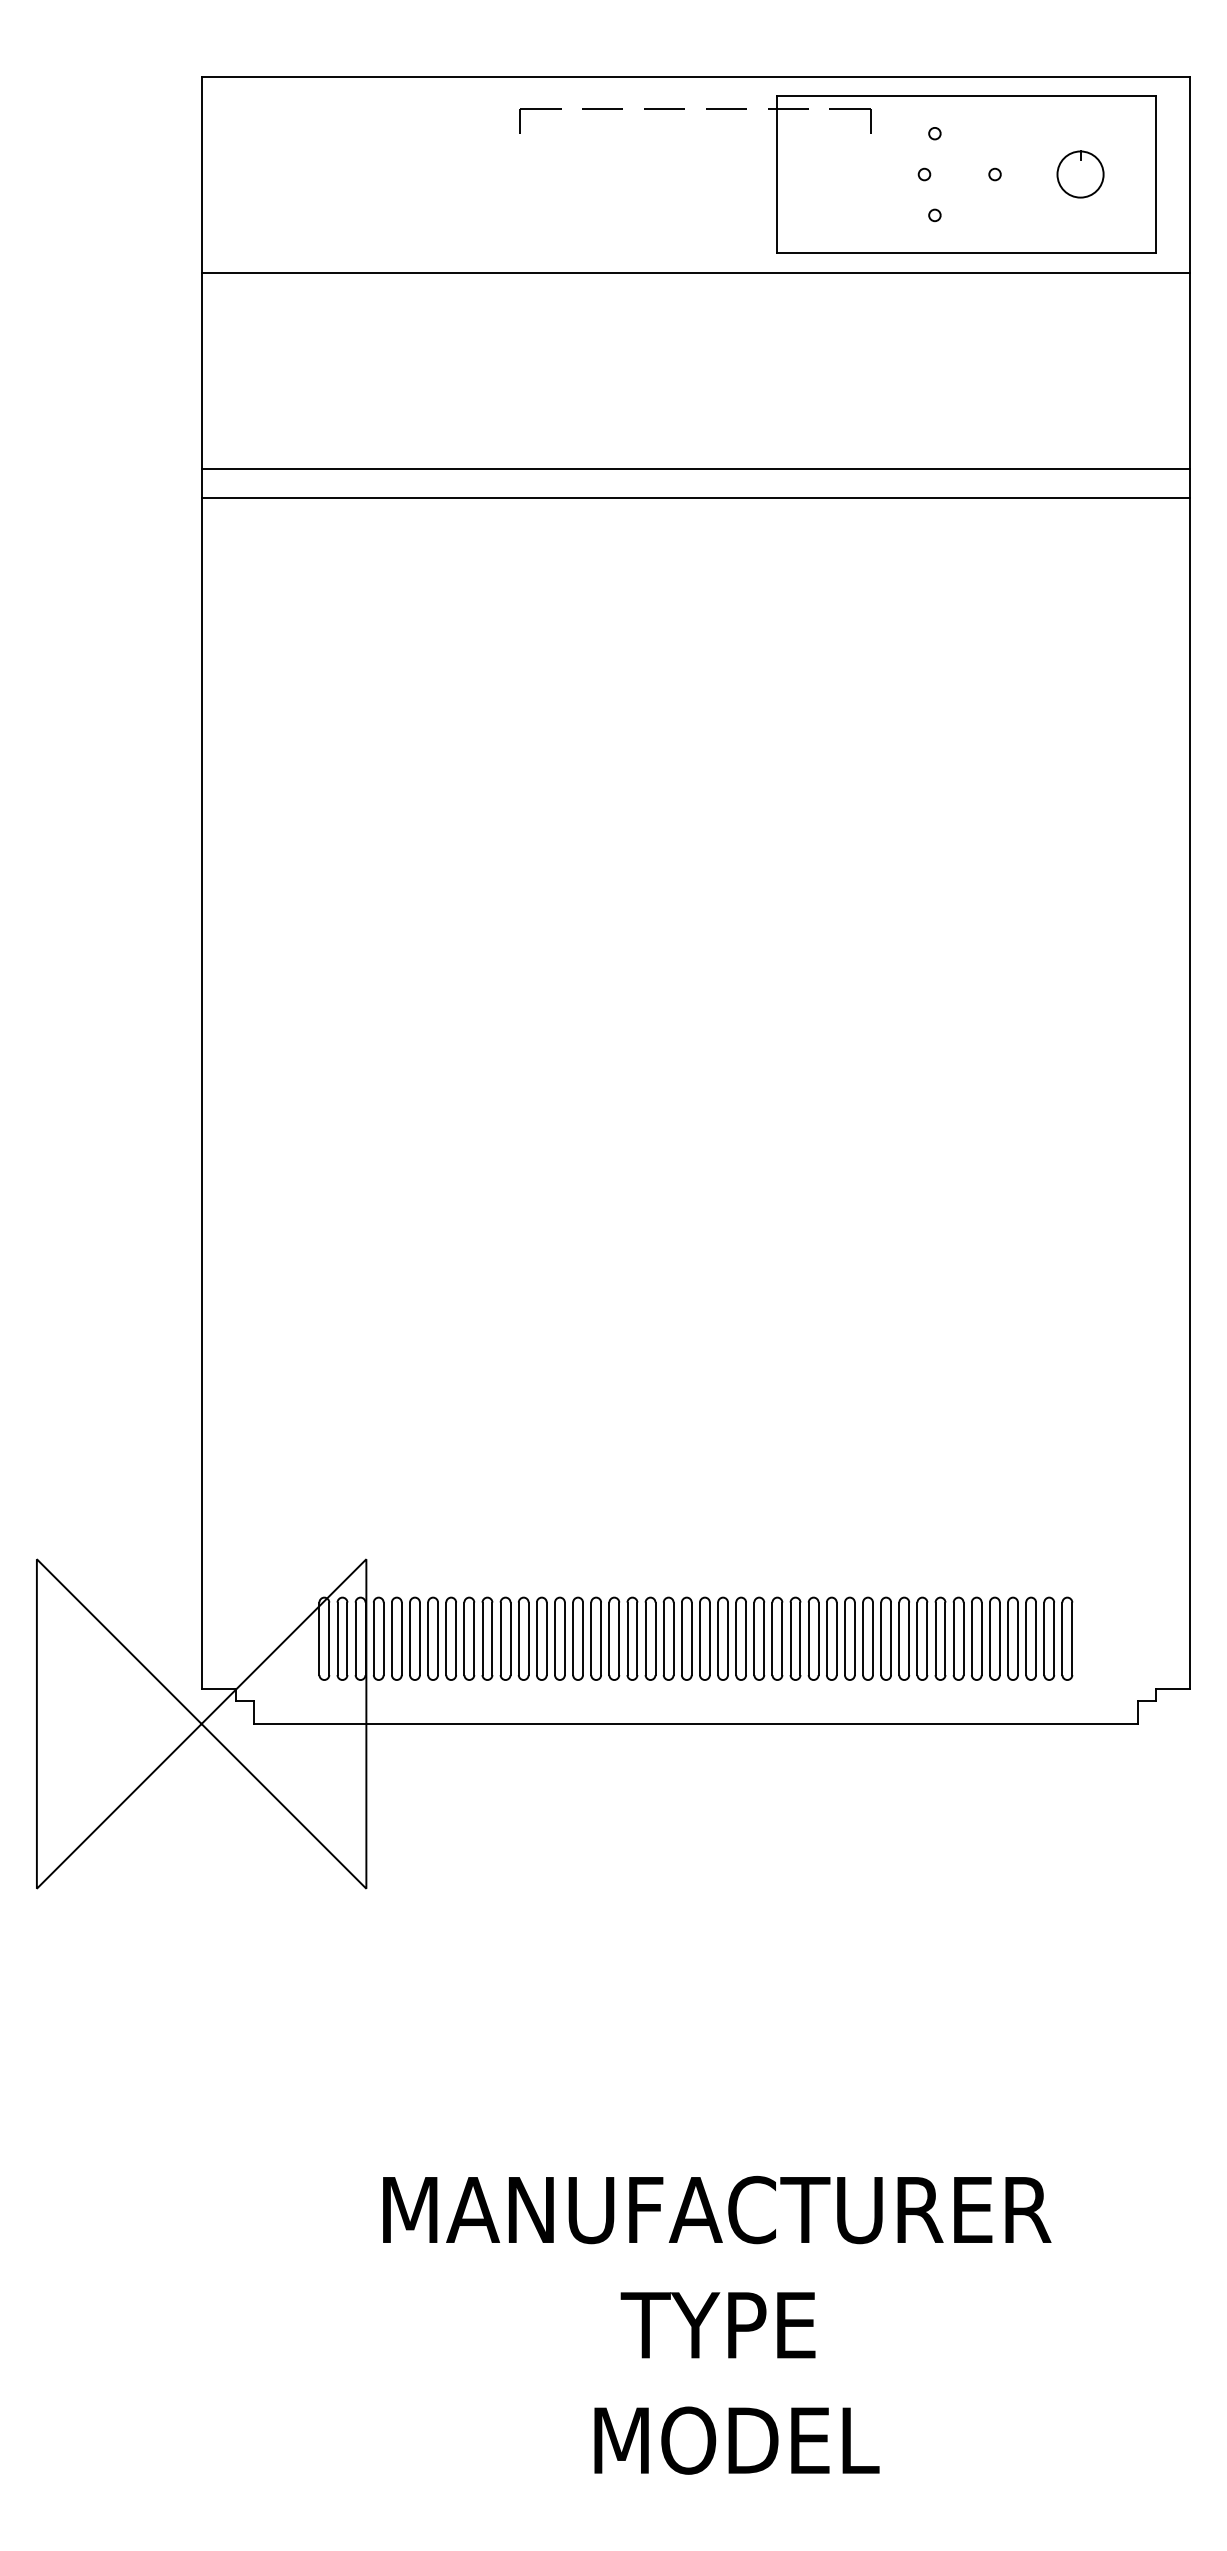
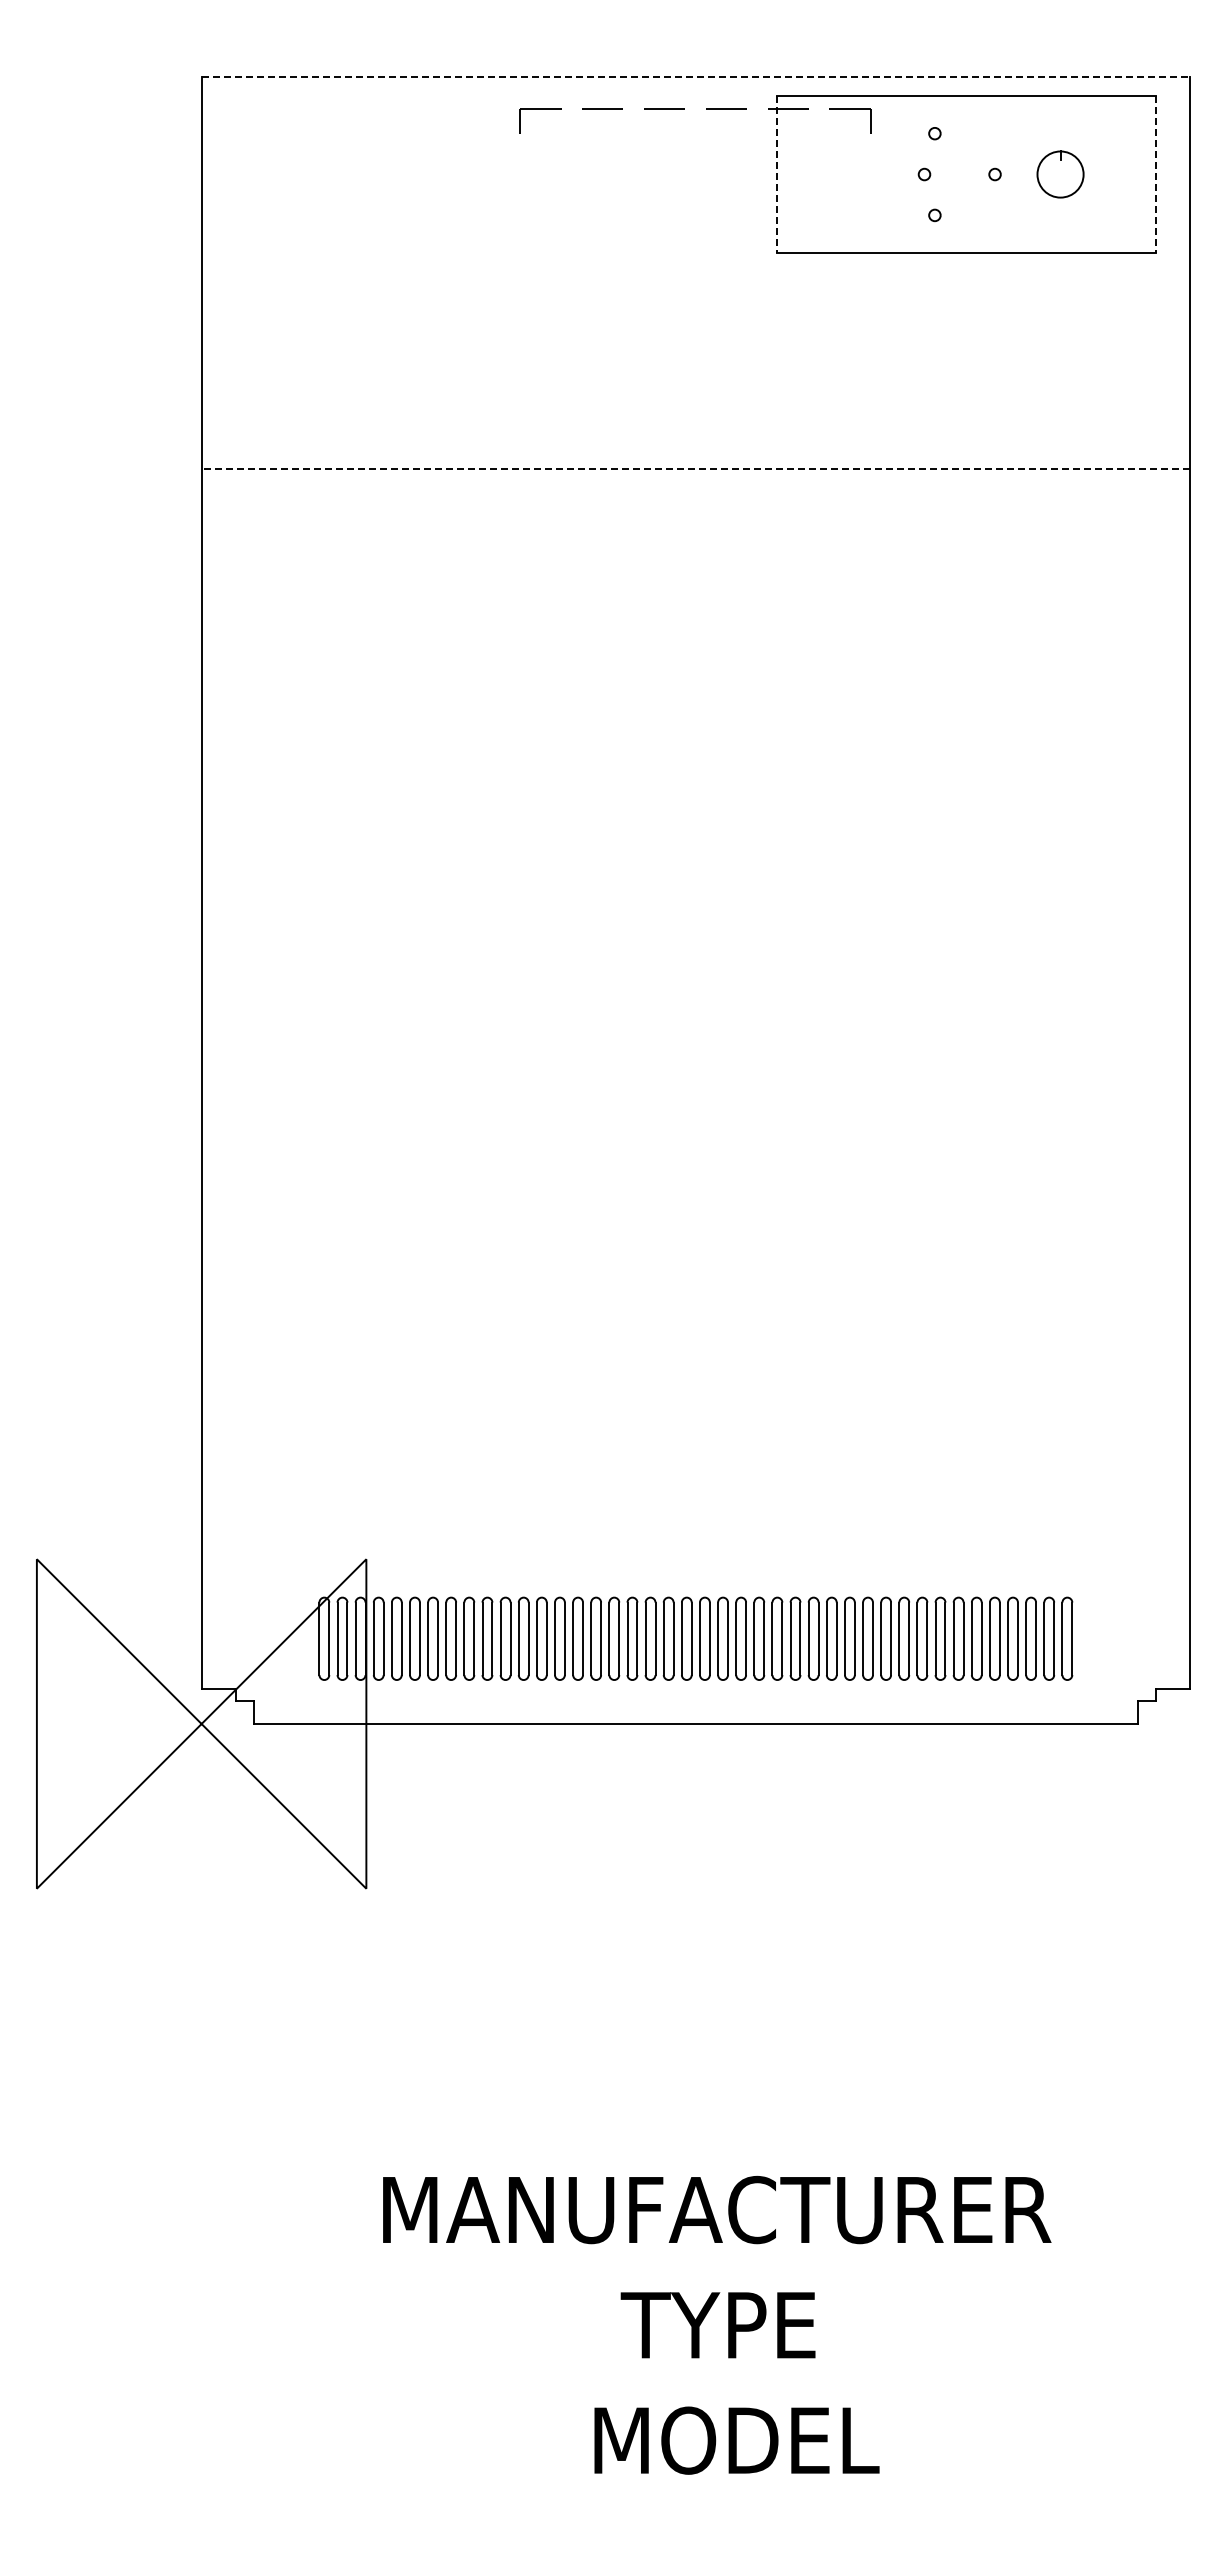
line: solid -> dashed (696, 76)
part position: (1080, 174) -> (1060, 174) (1060, 174)
line: solid -> dashed (776, 175)
line: solid -> dashed (1155, 175)
line: present -> none (695, 272)
line: solid -> dashed (695, 468)
line: present -> none (695, 498)
